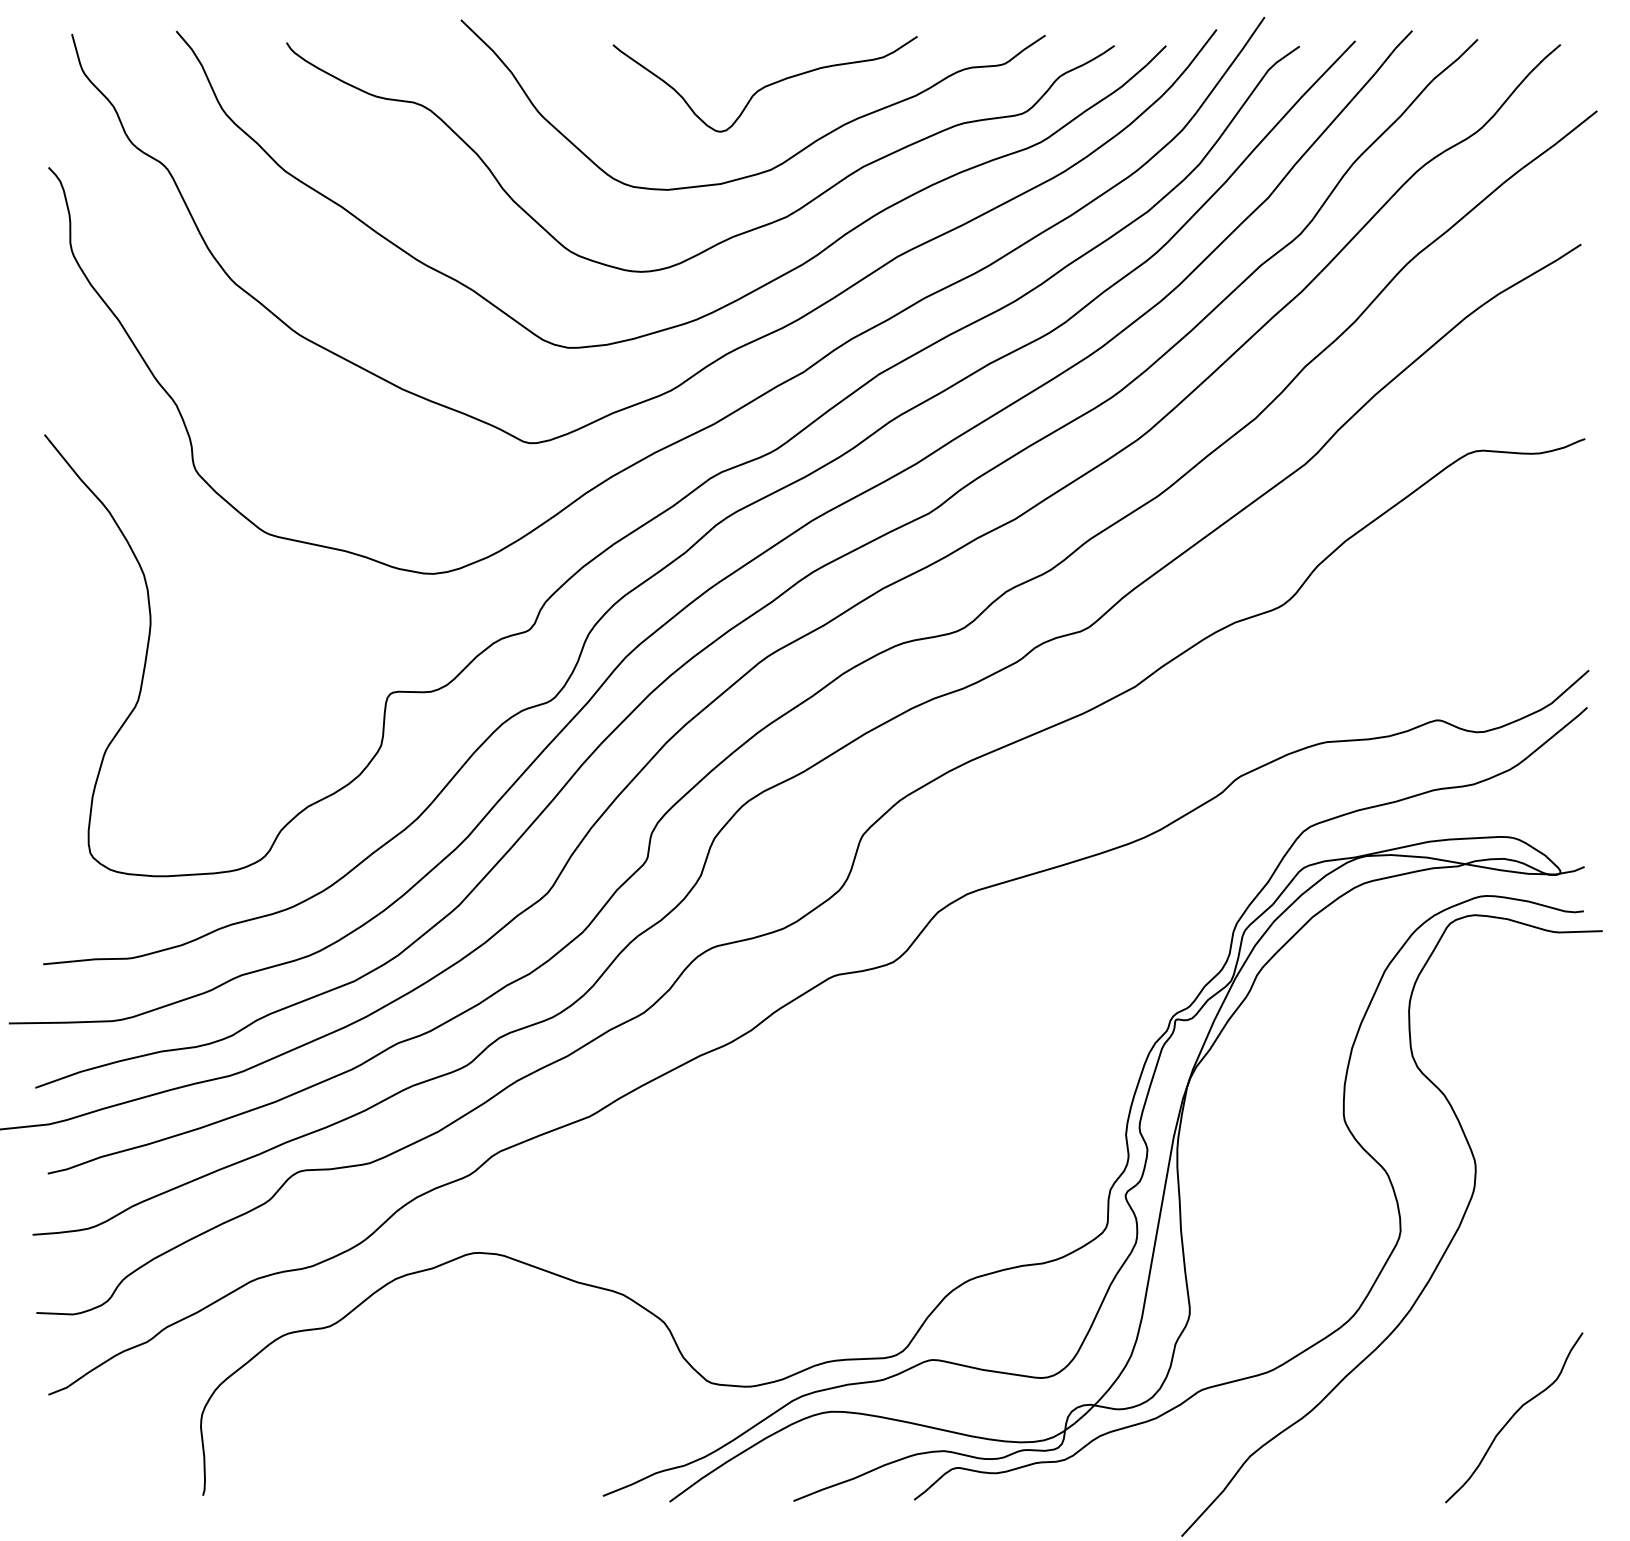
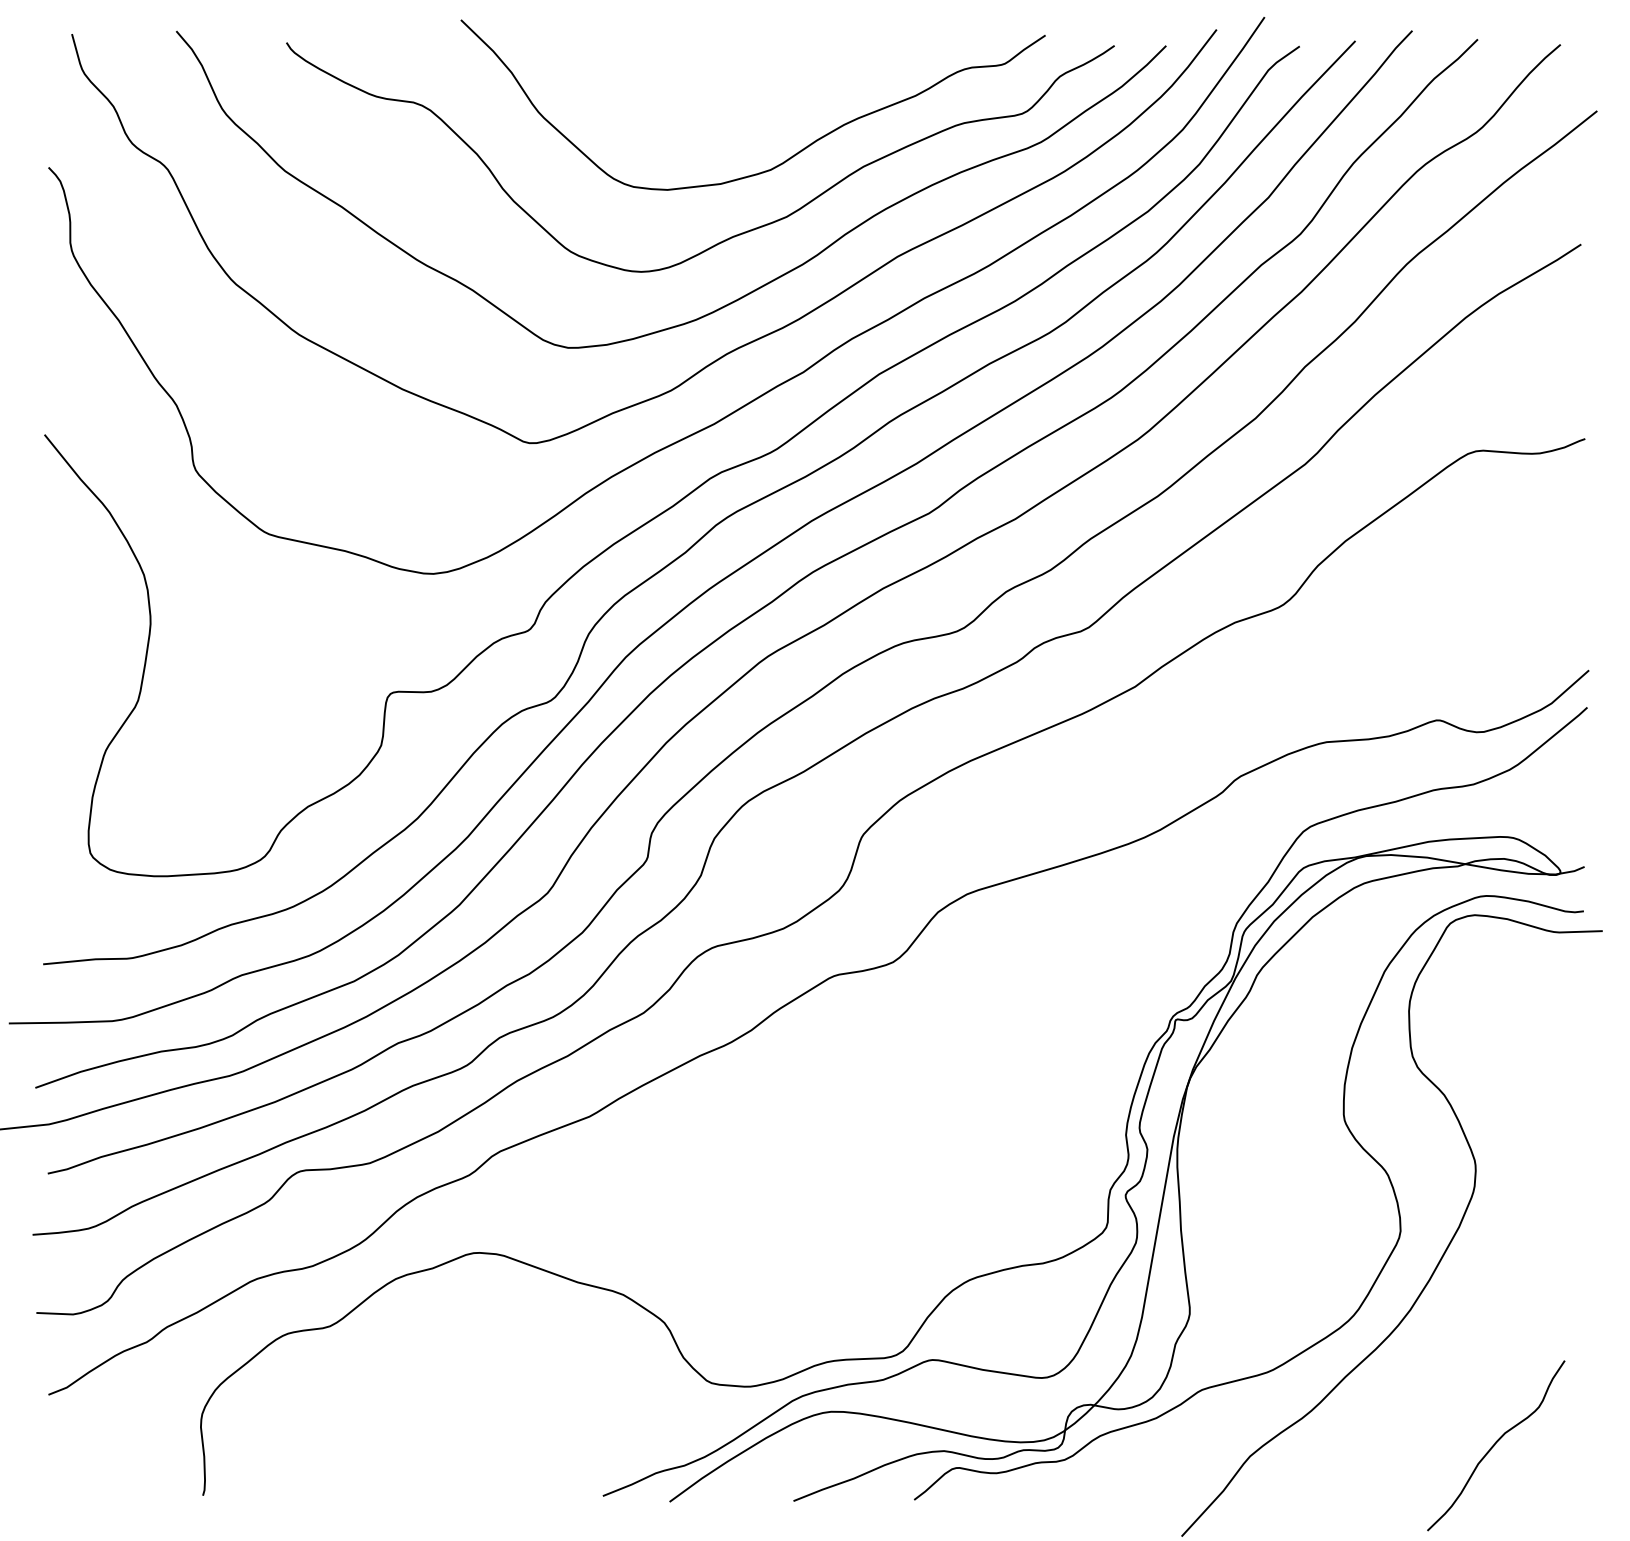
curve: present -> none (765, 85)
curve position: (1513, 1416) -> (1495, 1444) (1495, 1444)
